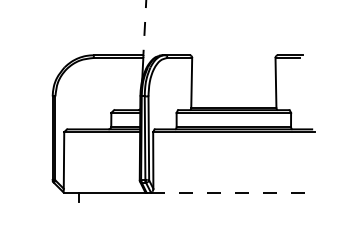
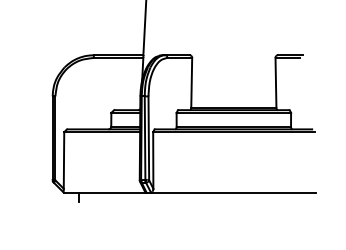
line: dashed -> solid (144, 28)
line: dashed -> solid (233, 192)
